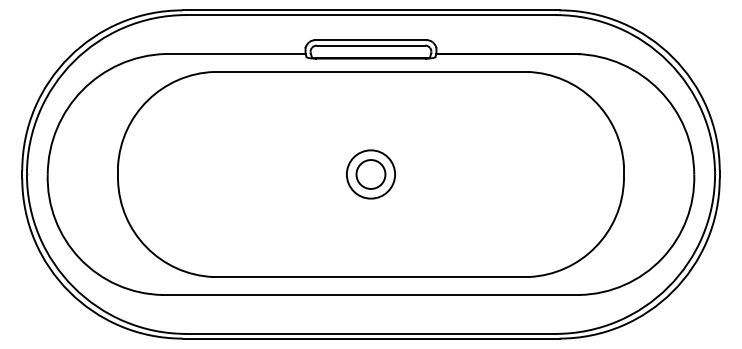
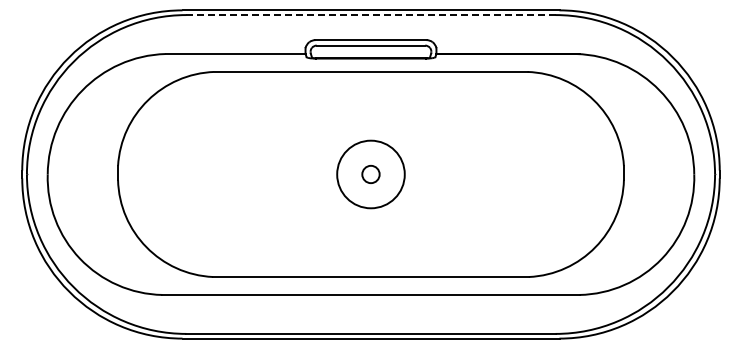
line: solid -> dashed (371, 15)
circle diameter: 29 px -> 17 px (370, 174)
circle diameter: 48 px -> 68 px (370, 174)
